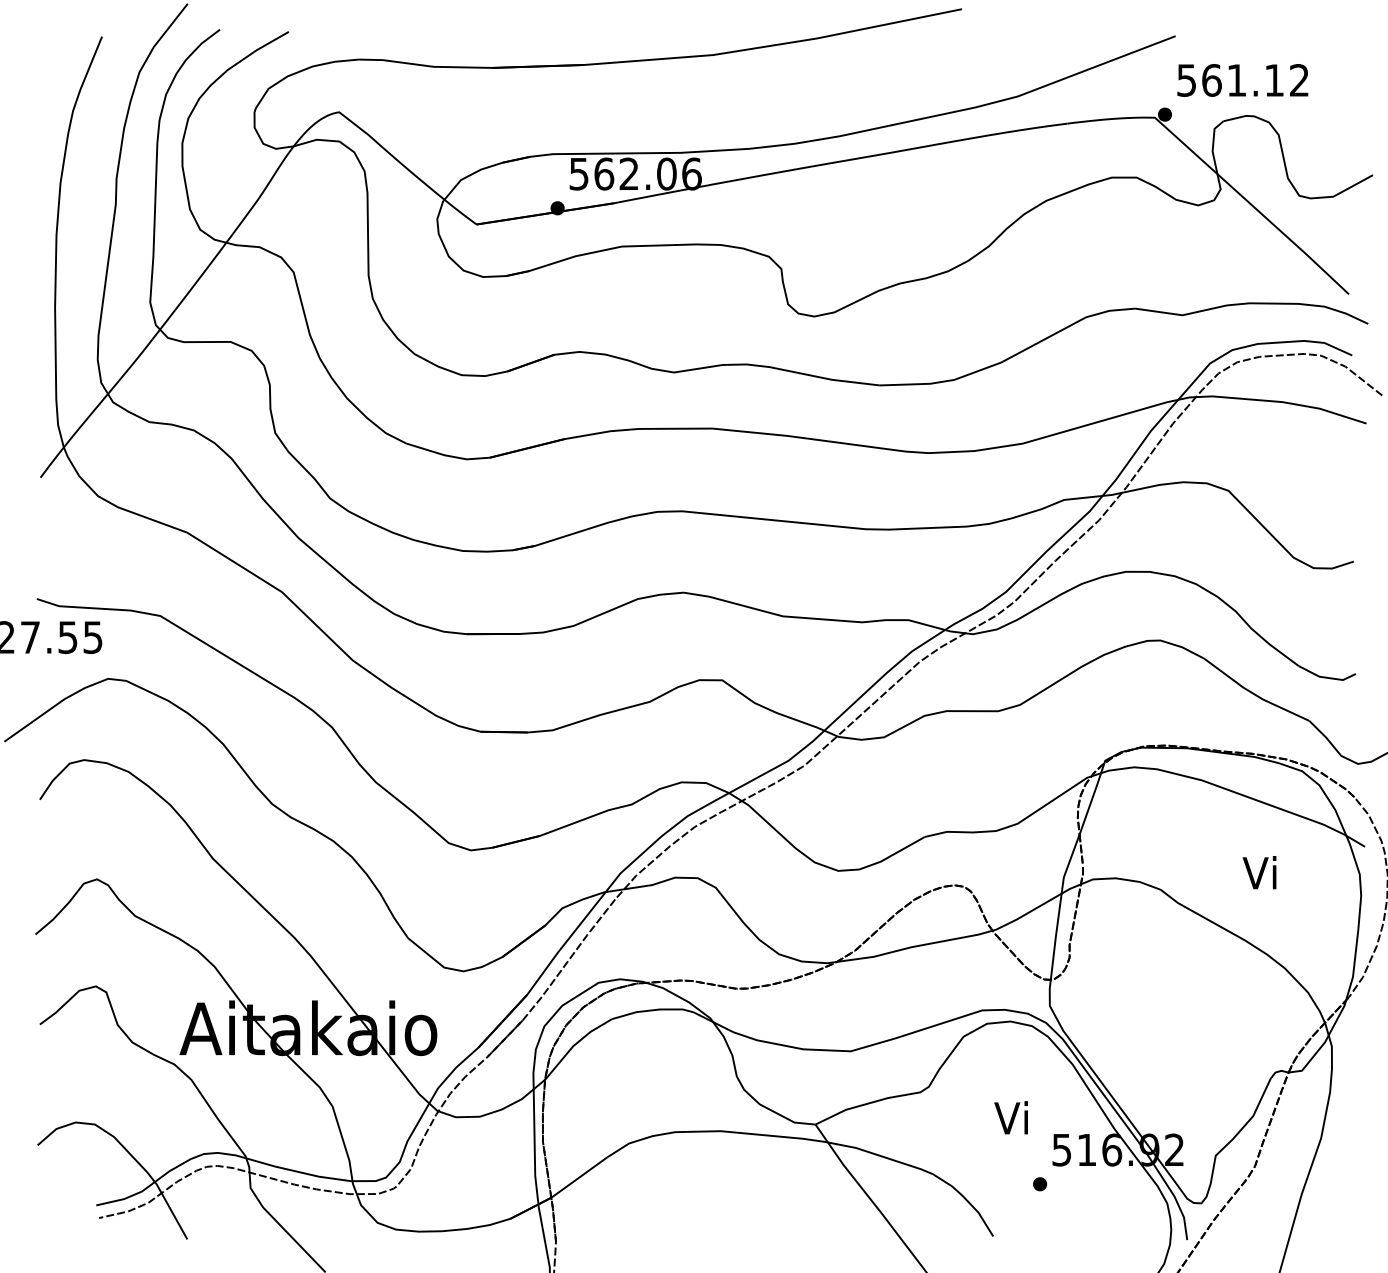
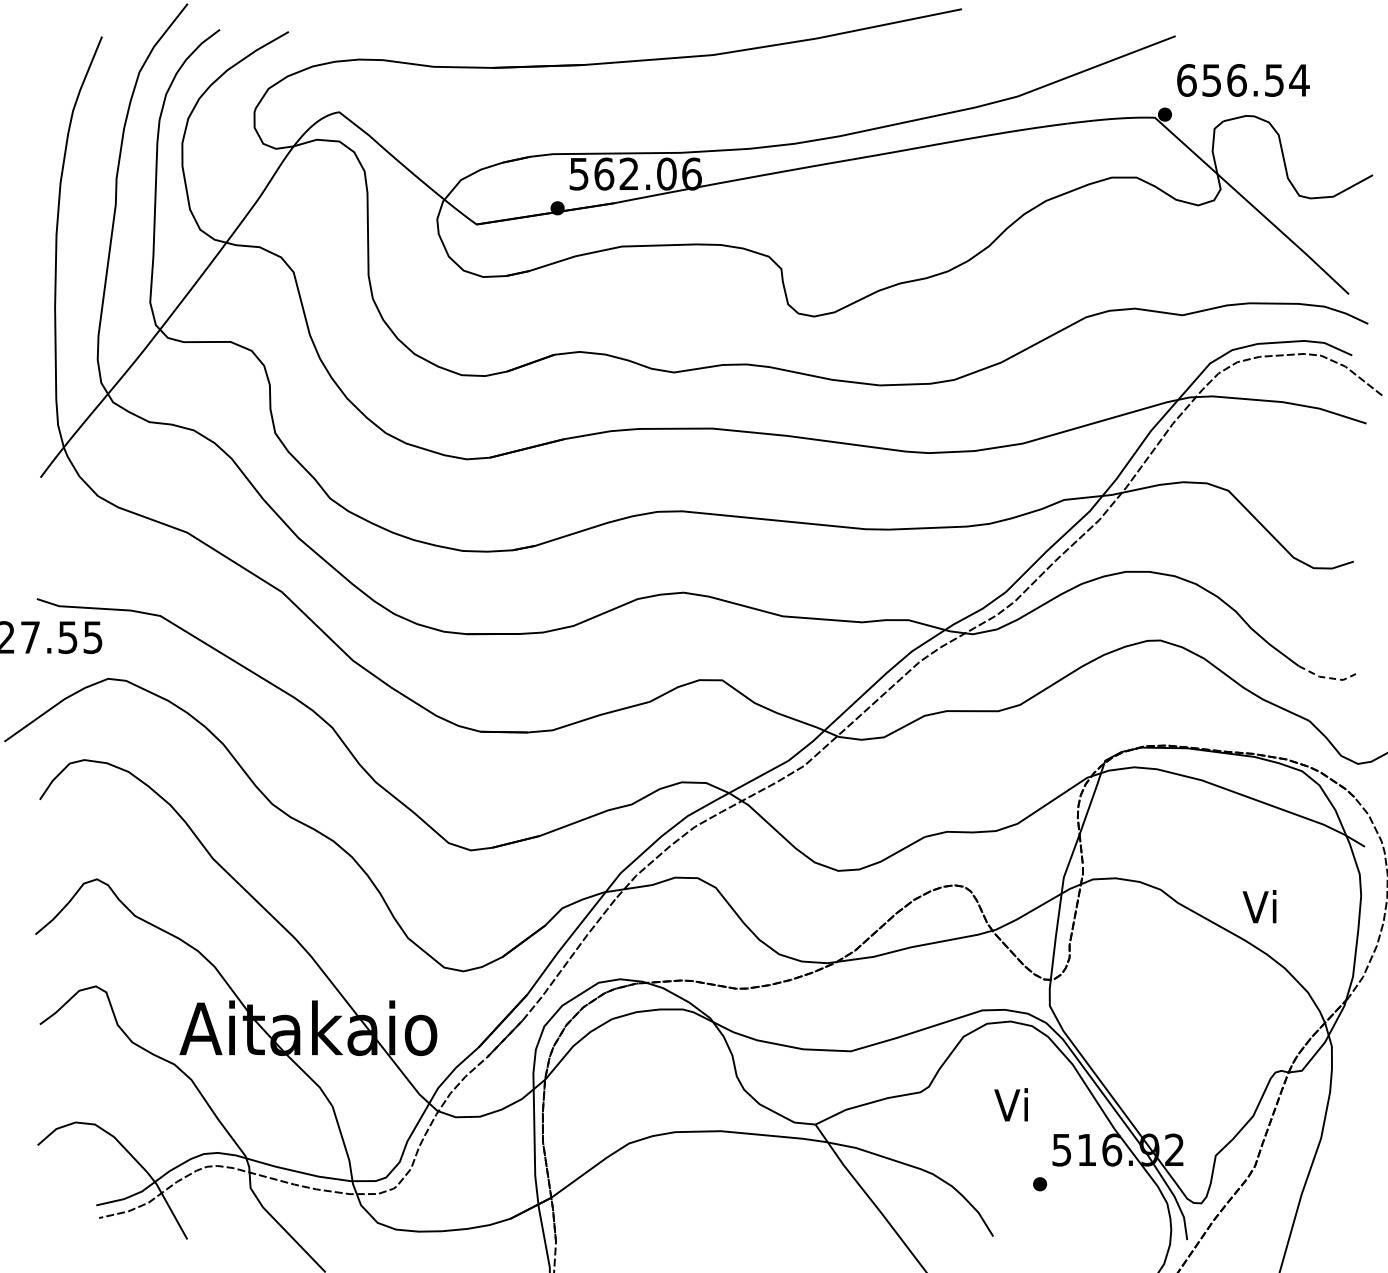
text: 561.12 -> 656.54 (1243, 80)
line: solid -> dashed (1327, 677)
text position: (1259, 872) -> (1259, 906) (1259, 906)
text position: (1010, 1117) -> (1010, 1104) (1010, 1104)
